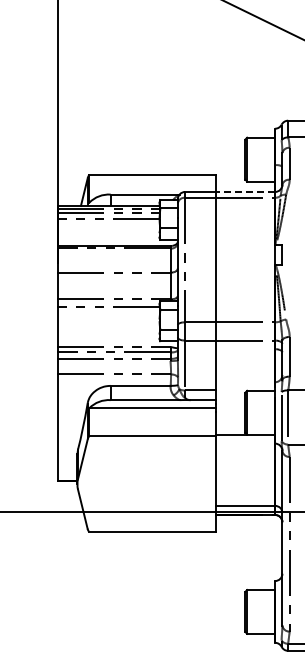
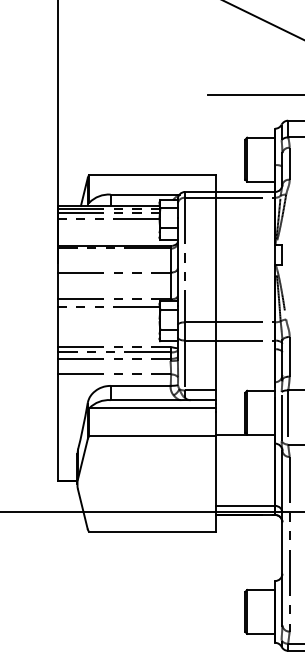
line: none -> present (254, 95)
line: dashed -> solid (245, 191)
